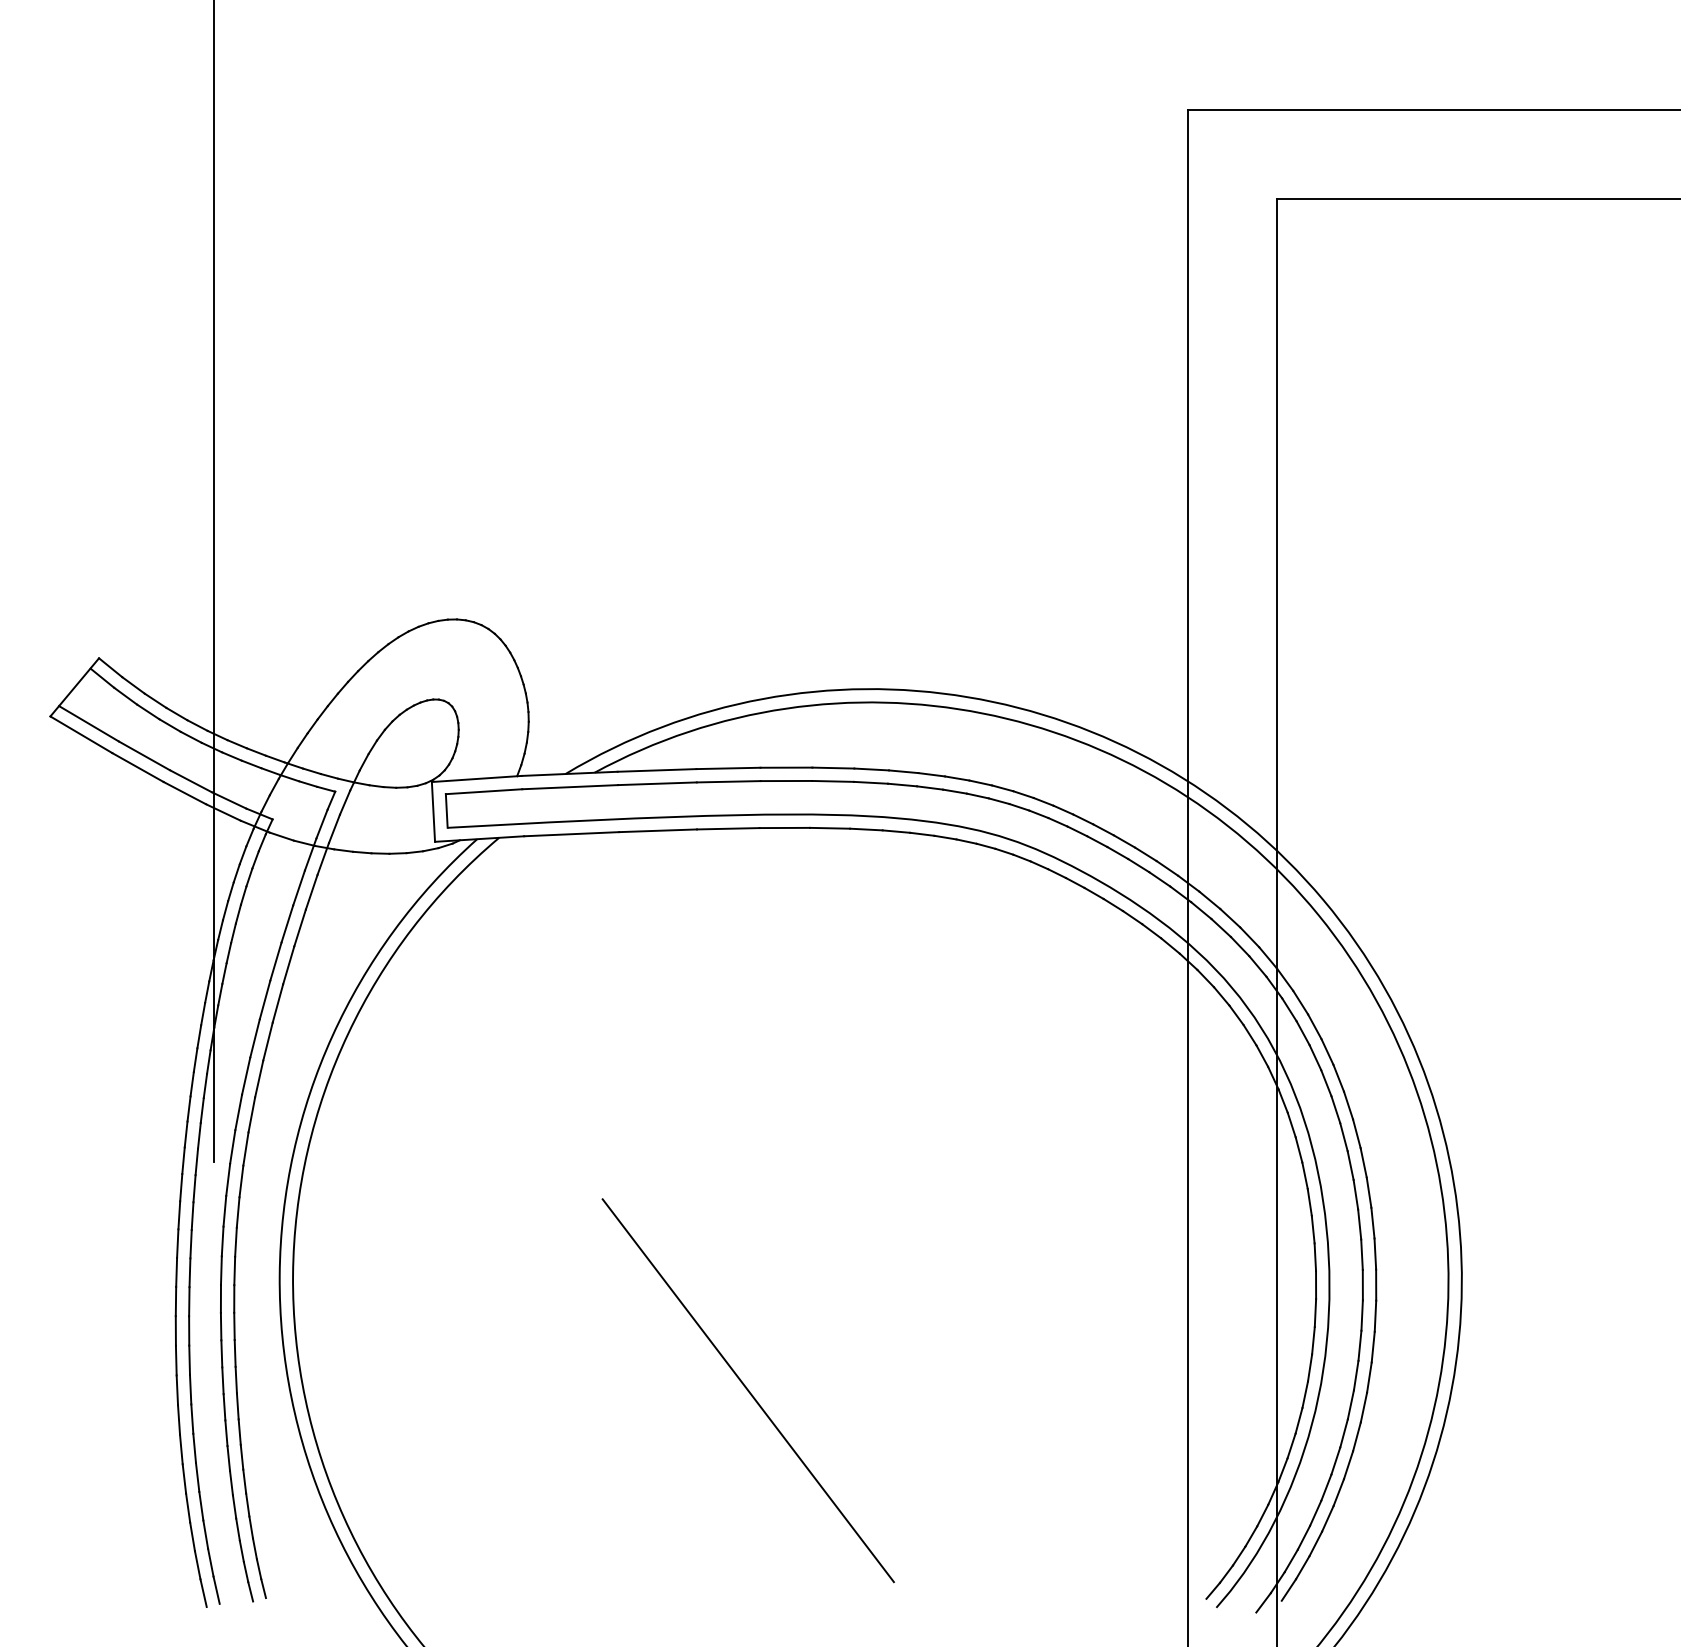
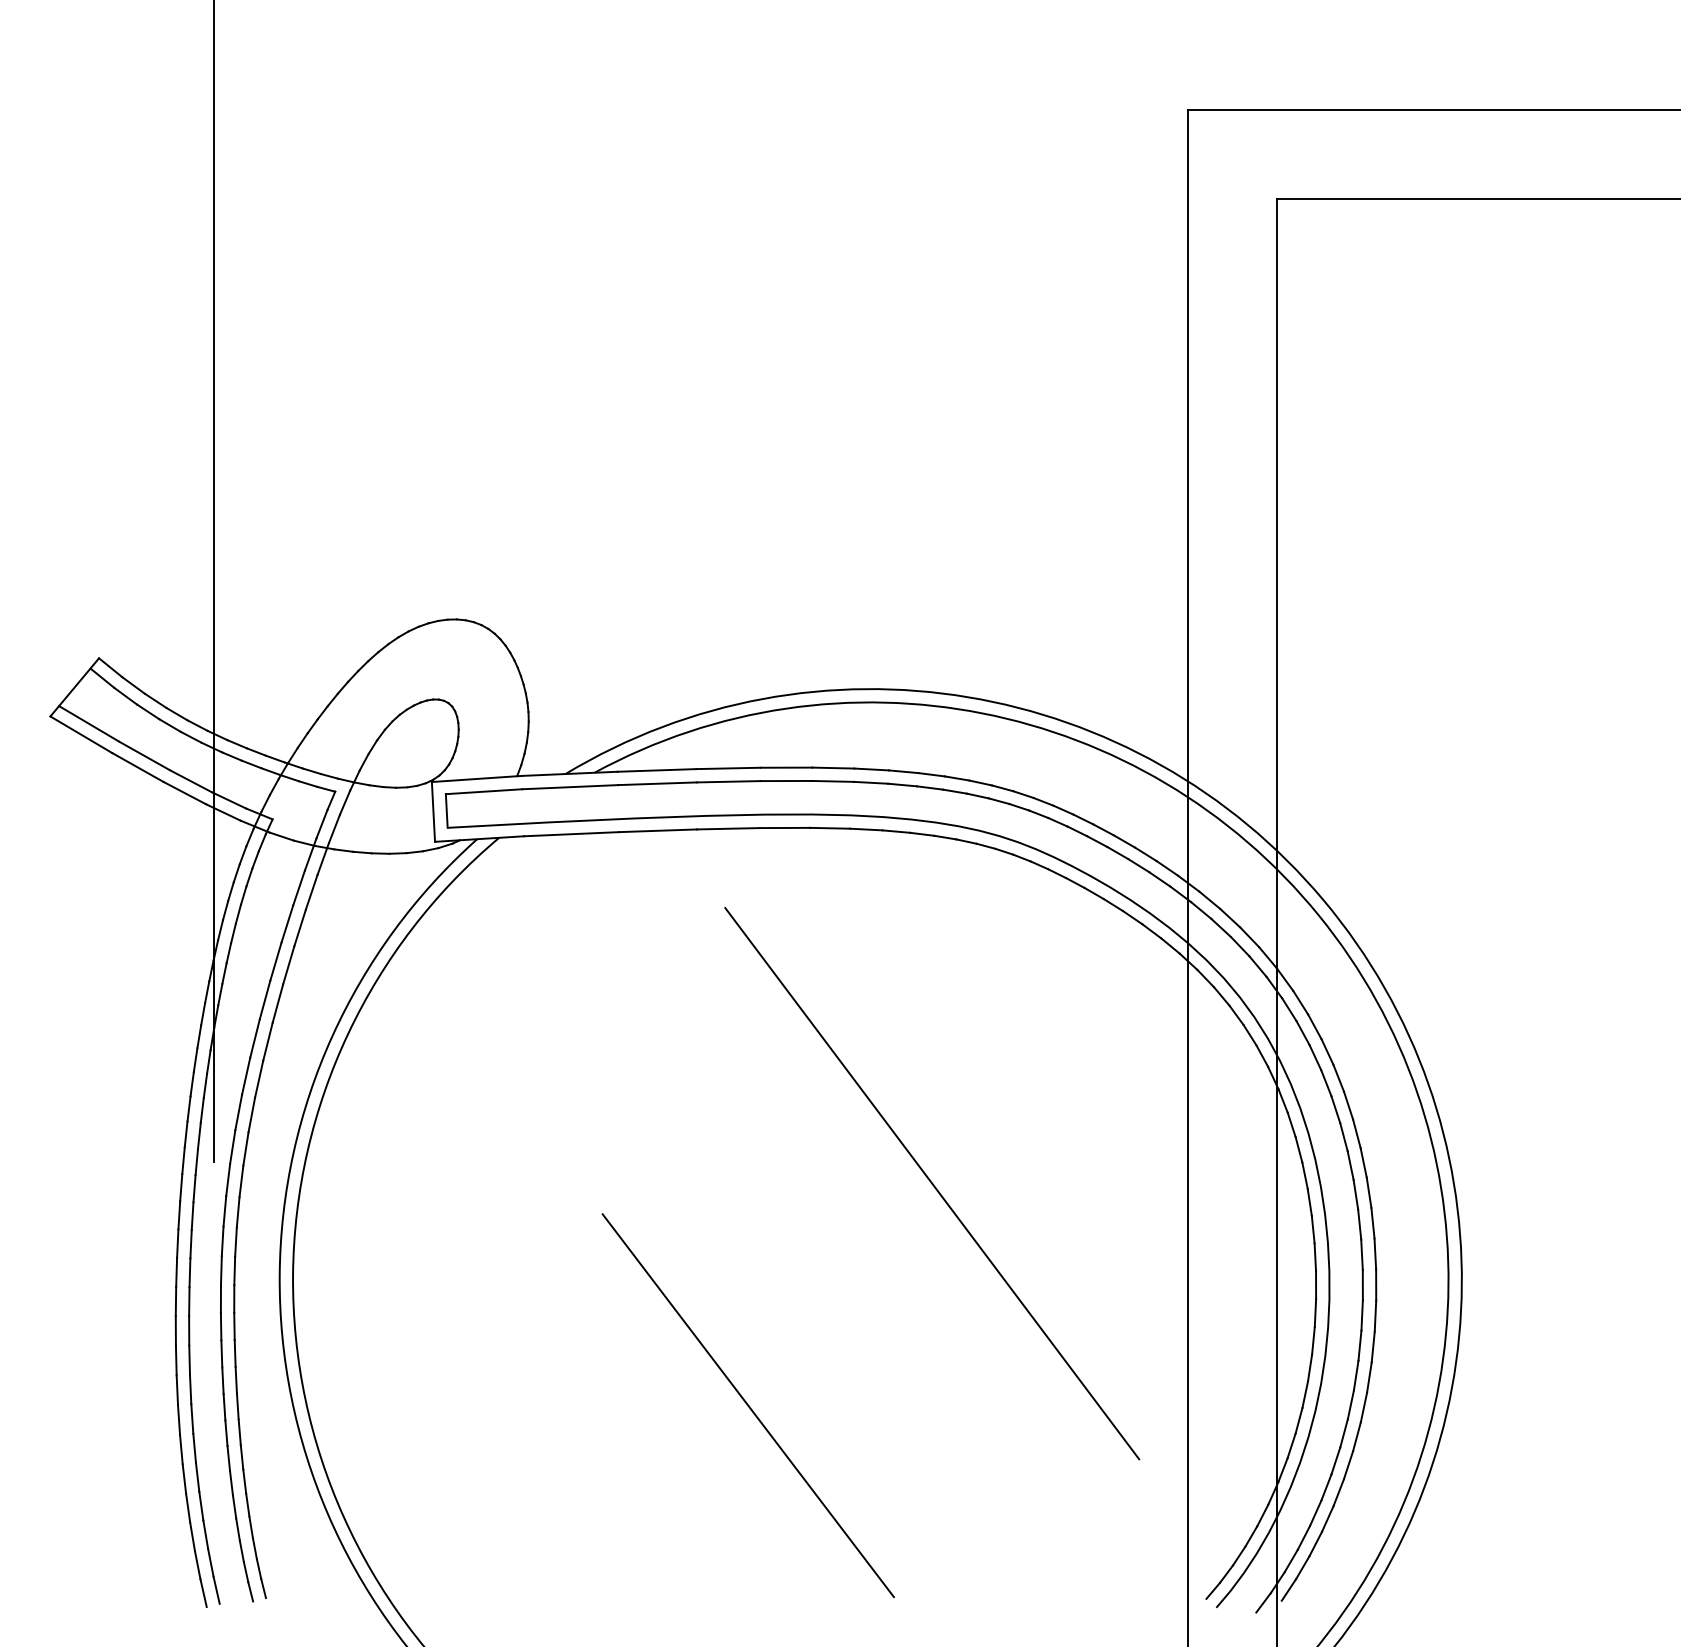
line: none -> present (932, 1183)
line position: (747, 1390) -> (747, 1405) (747, 1405)
